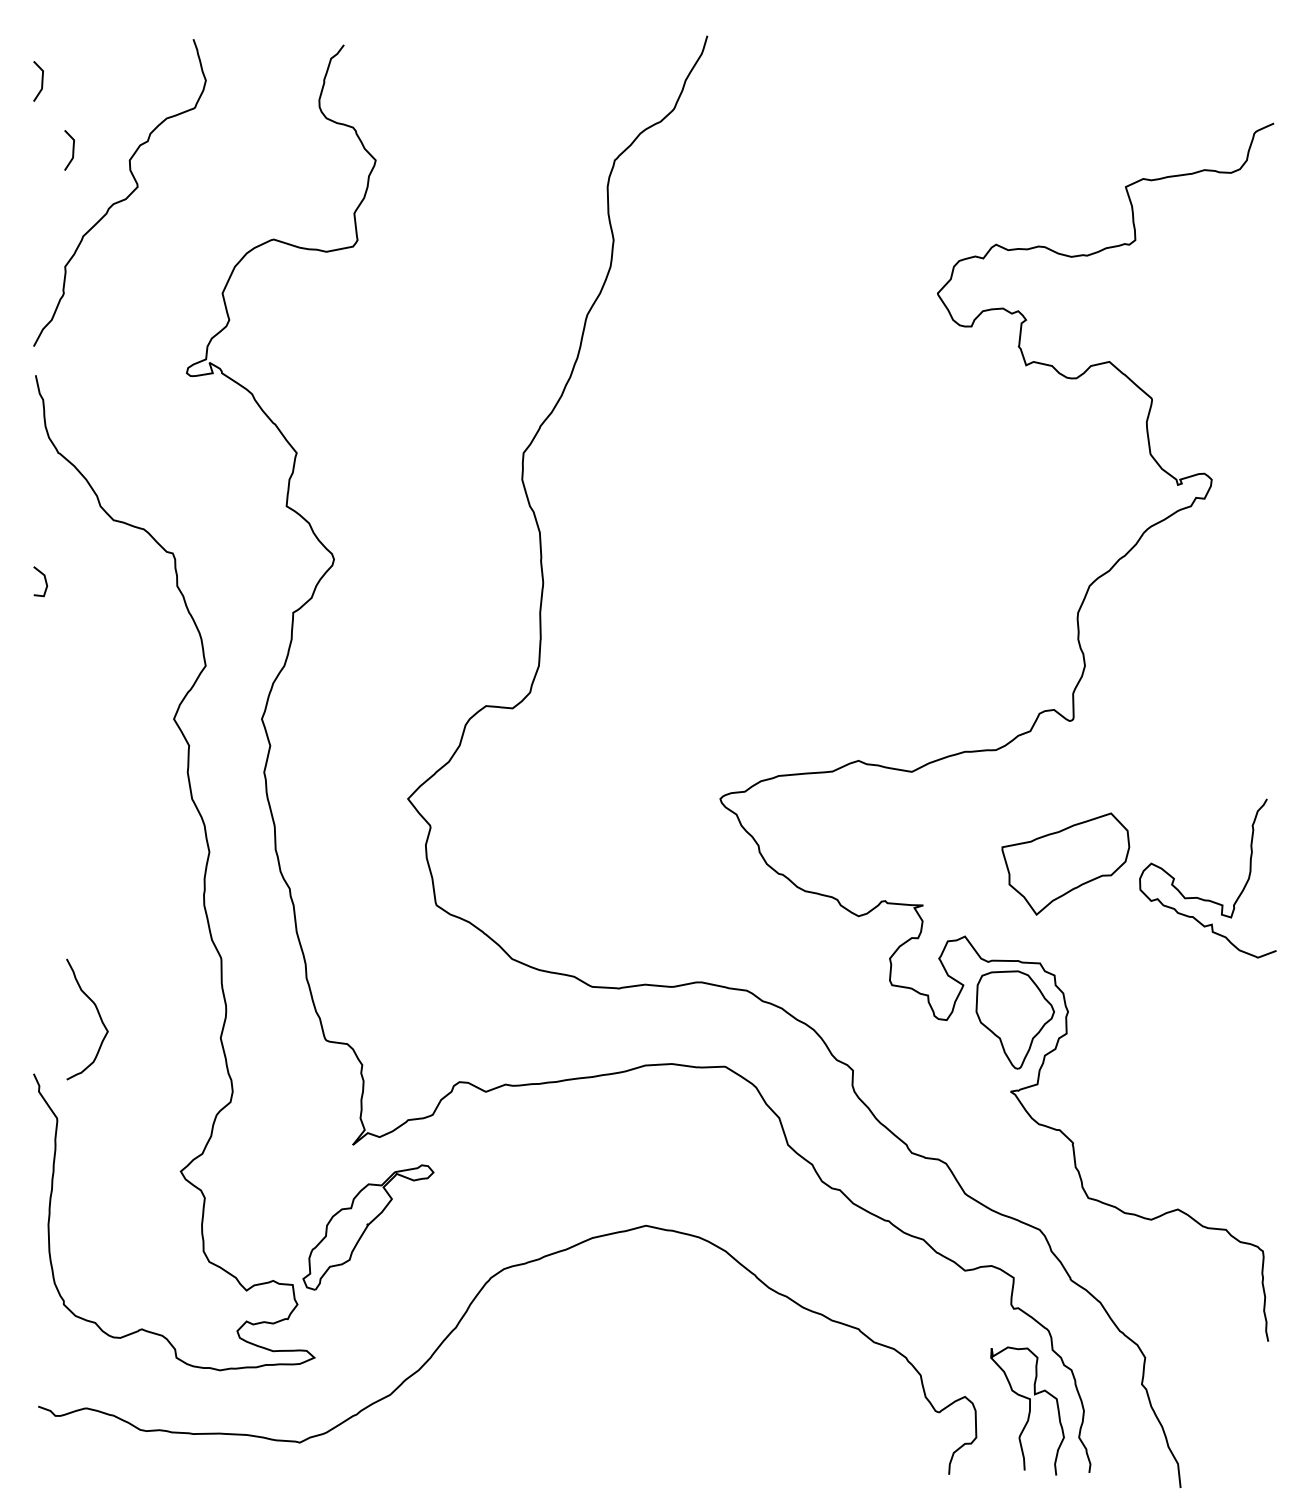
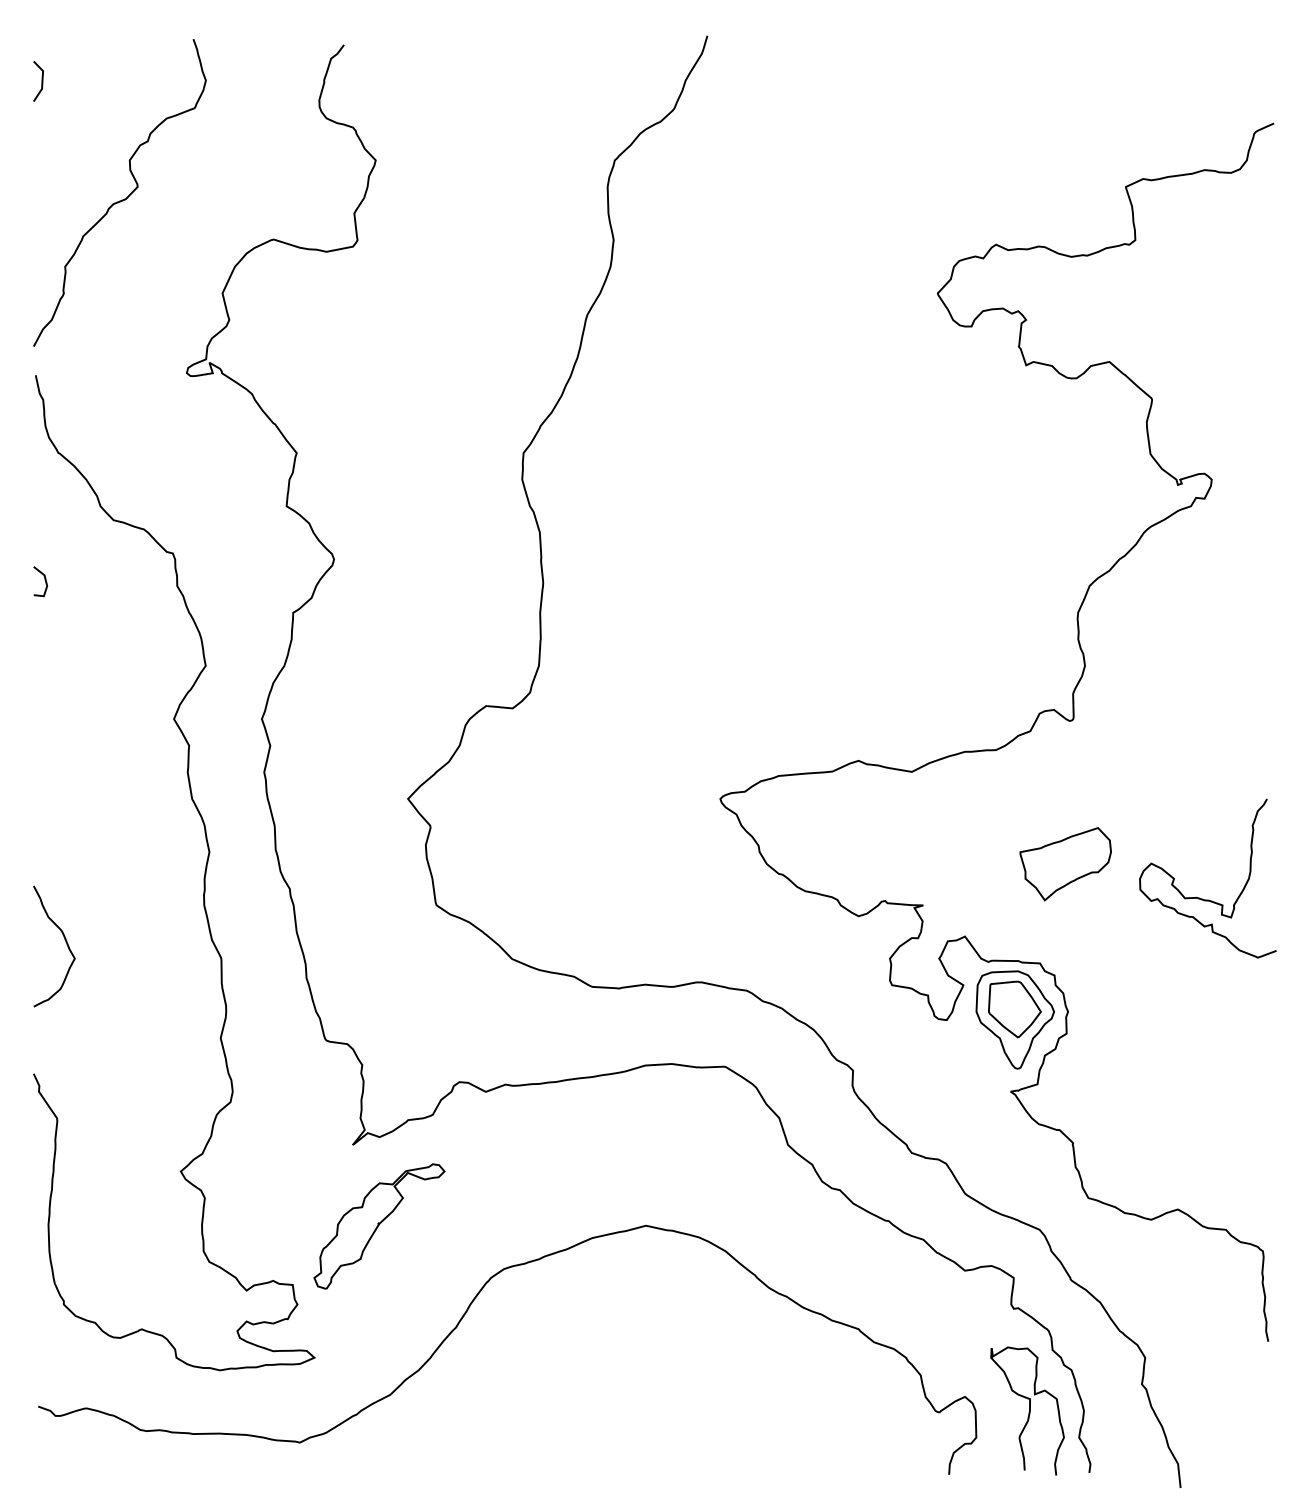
line: present -> none (72, 150)
part size: 130x104 px -> 93x75 px (1065, 864)
part: none -> present (1014, 1009)
curve position: (98, 1015) -> (65, 942) (65, 942)
part position: (368, 1227) -> (379, 1226) (379, 1226)
